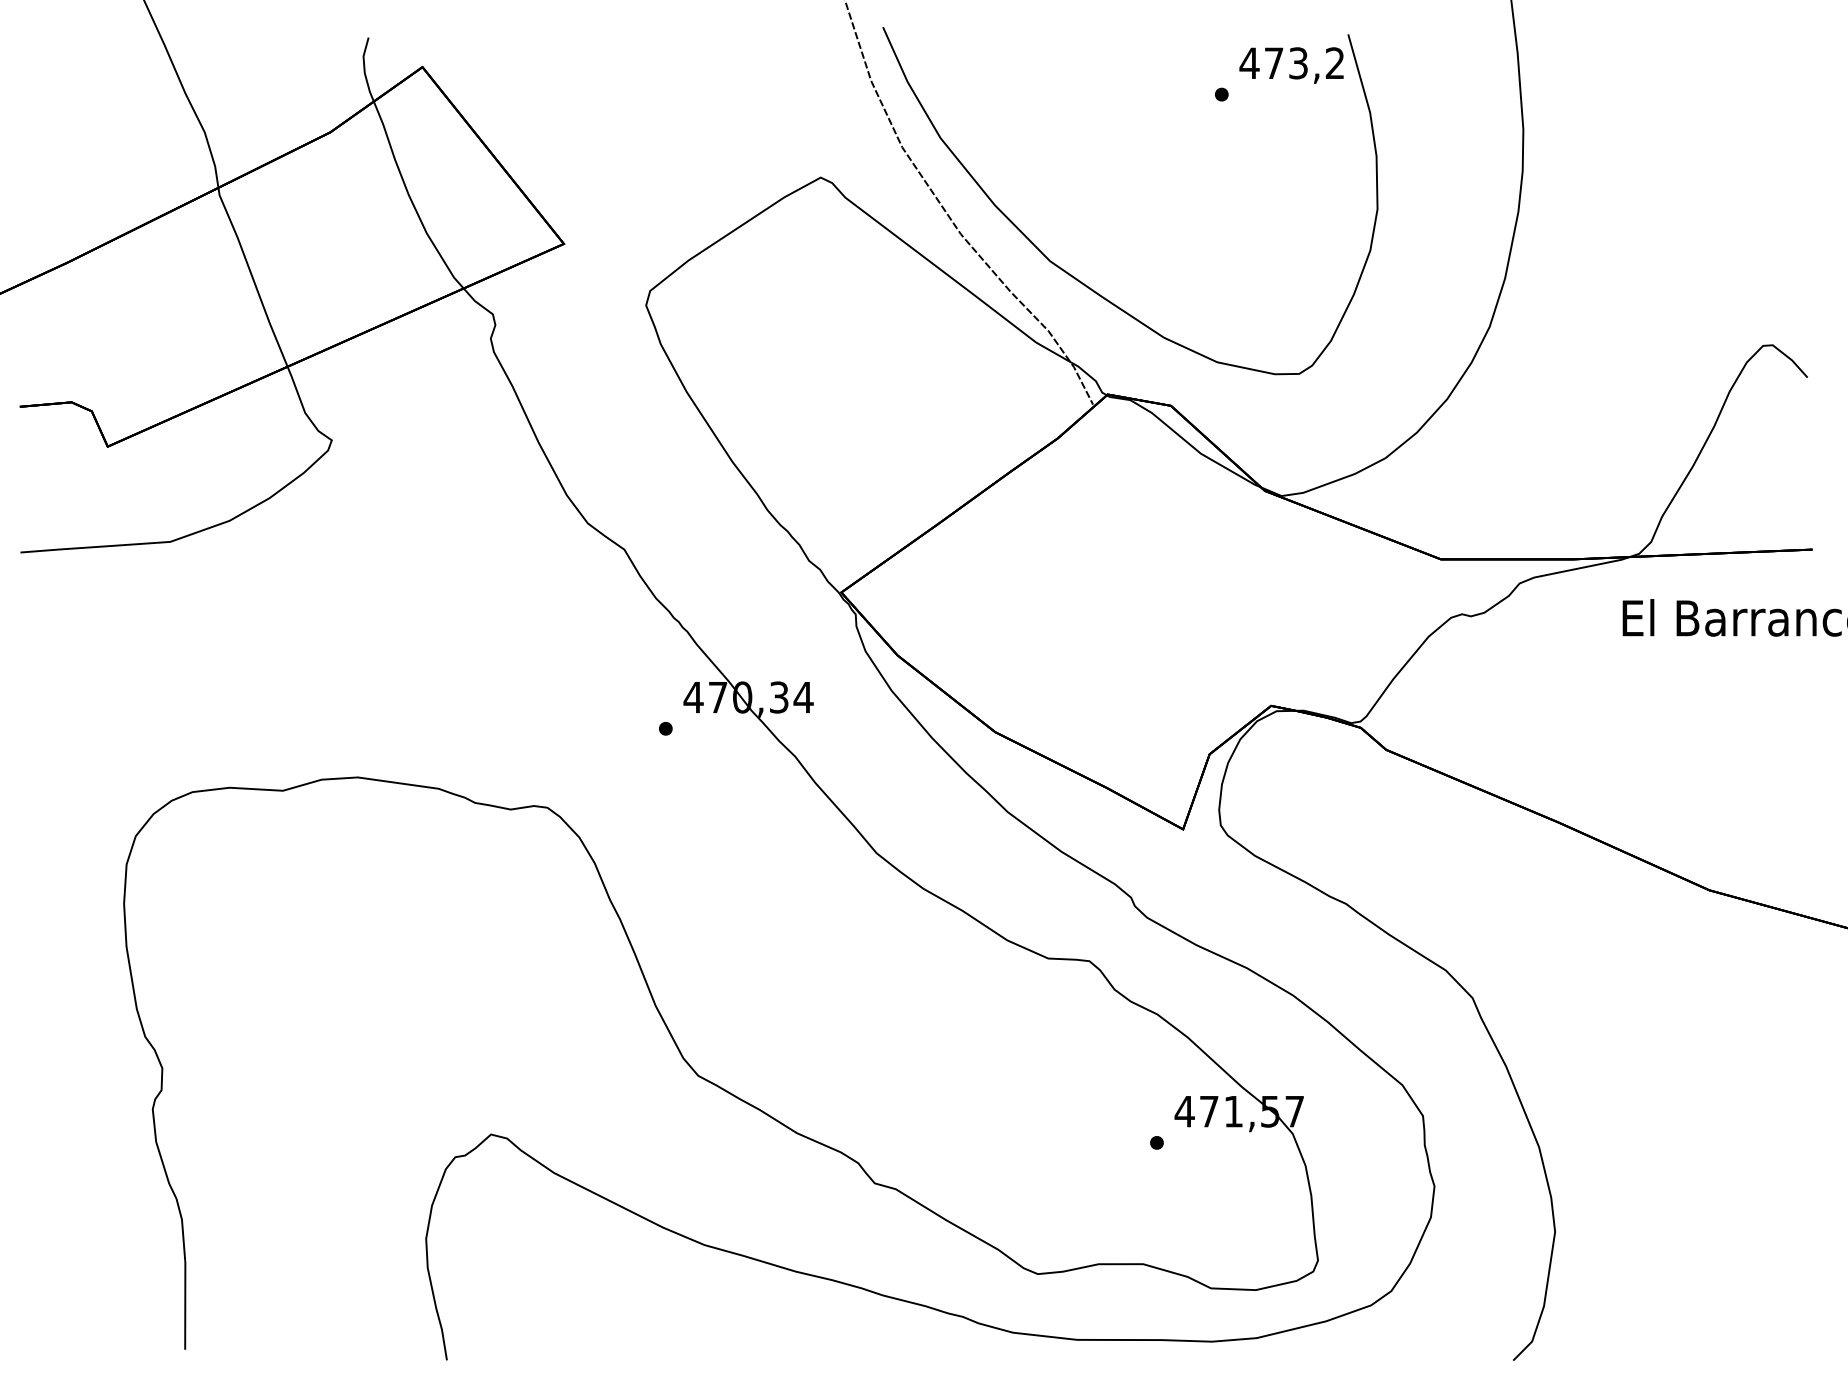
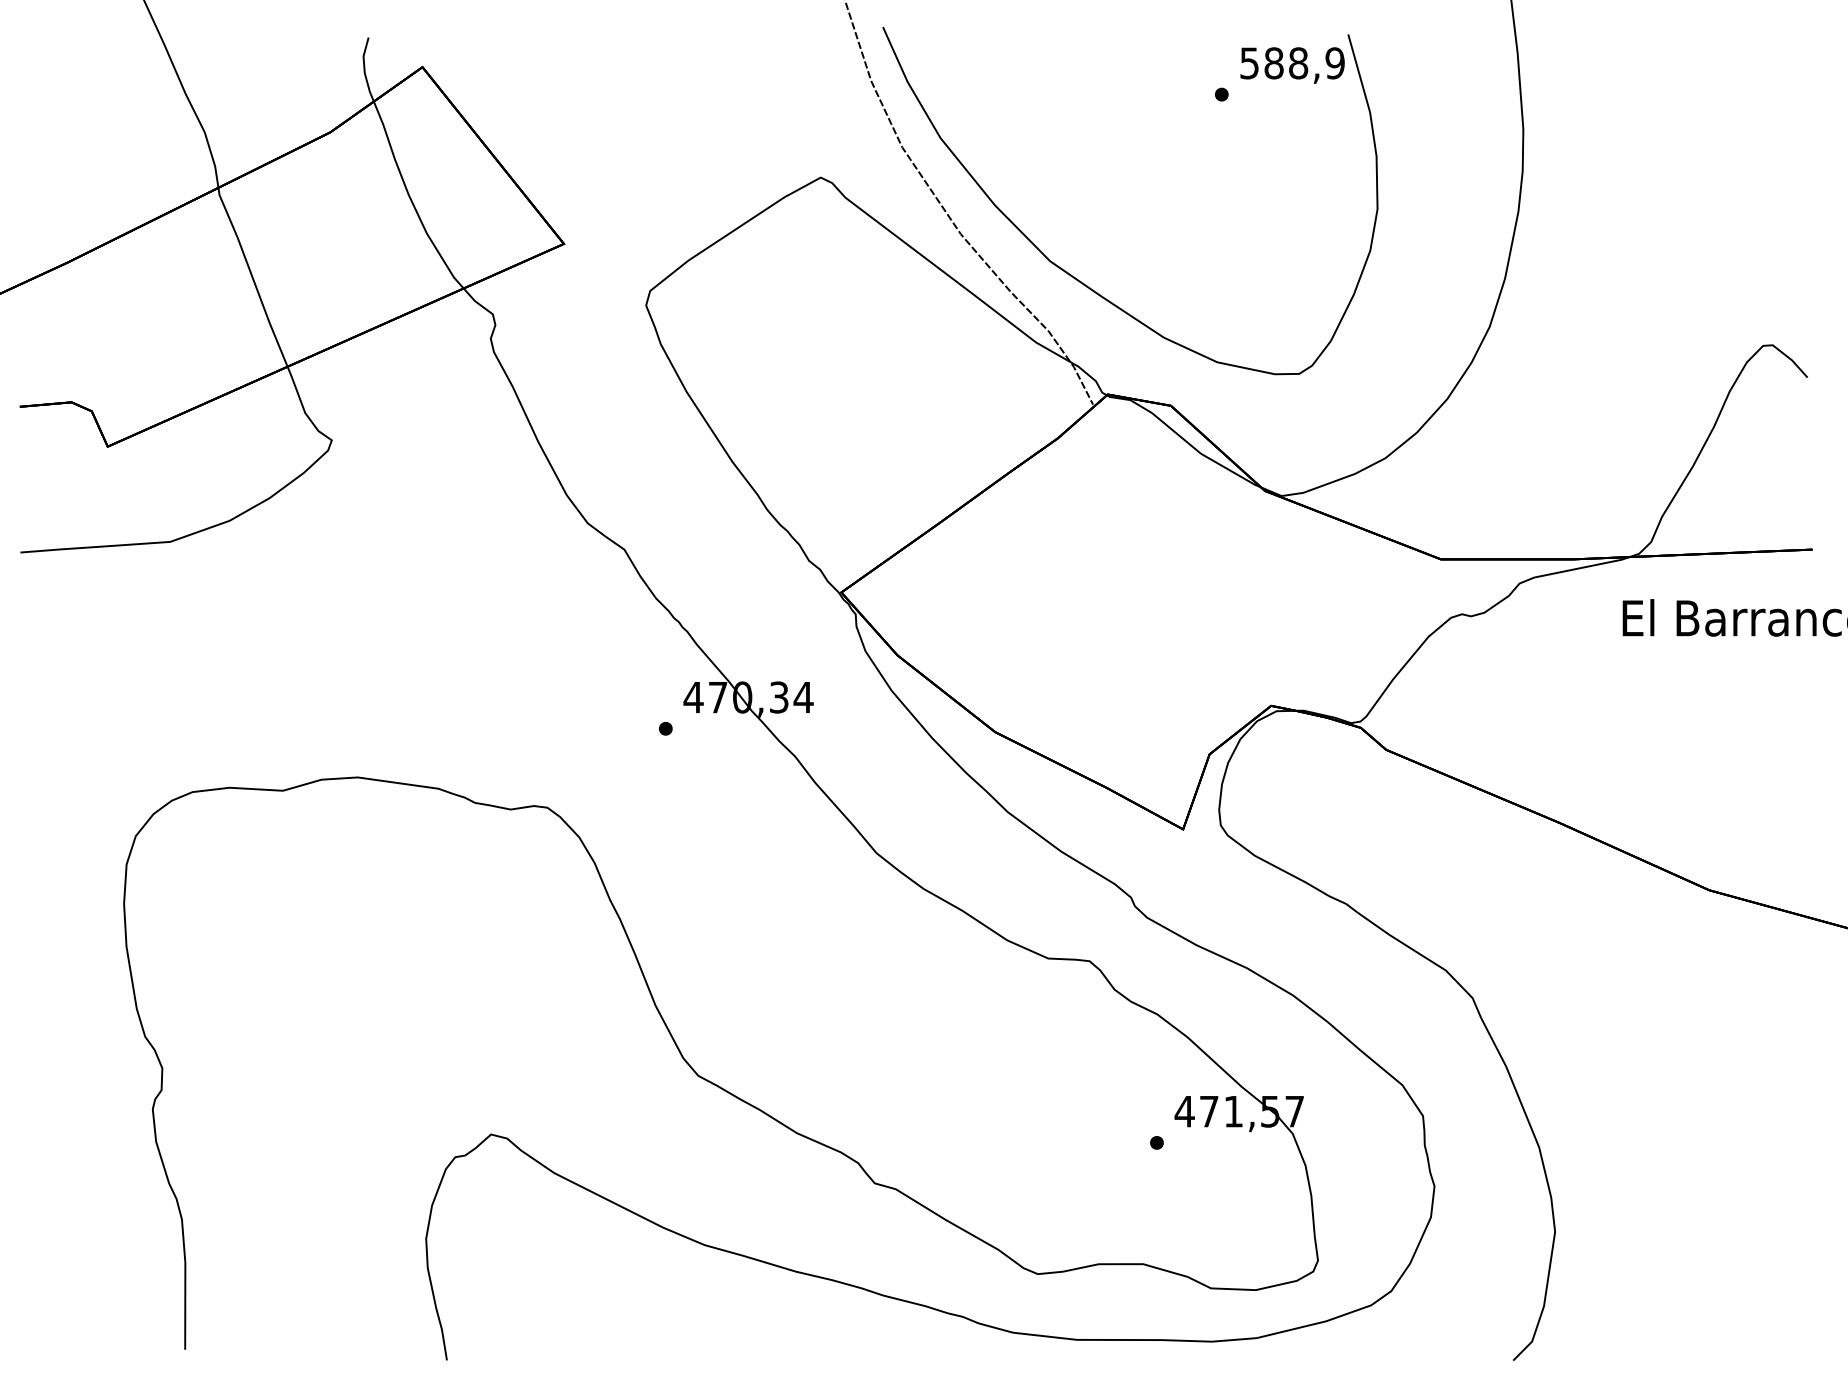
text: 473,2 -> 588,9 (1291, 63)
